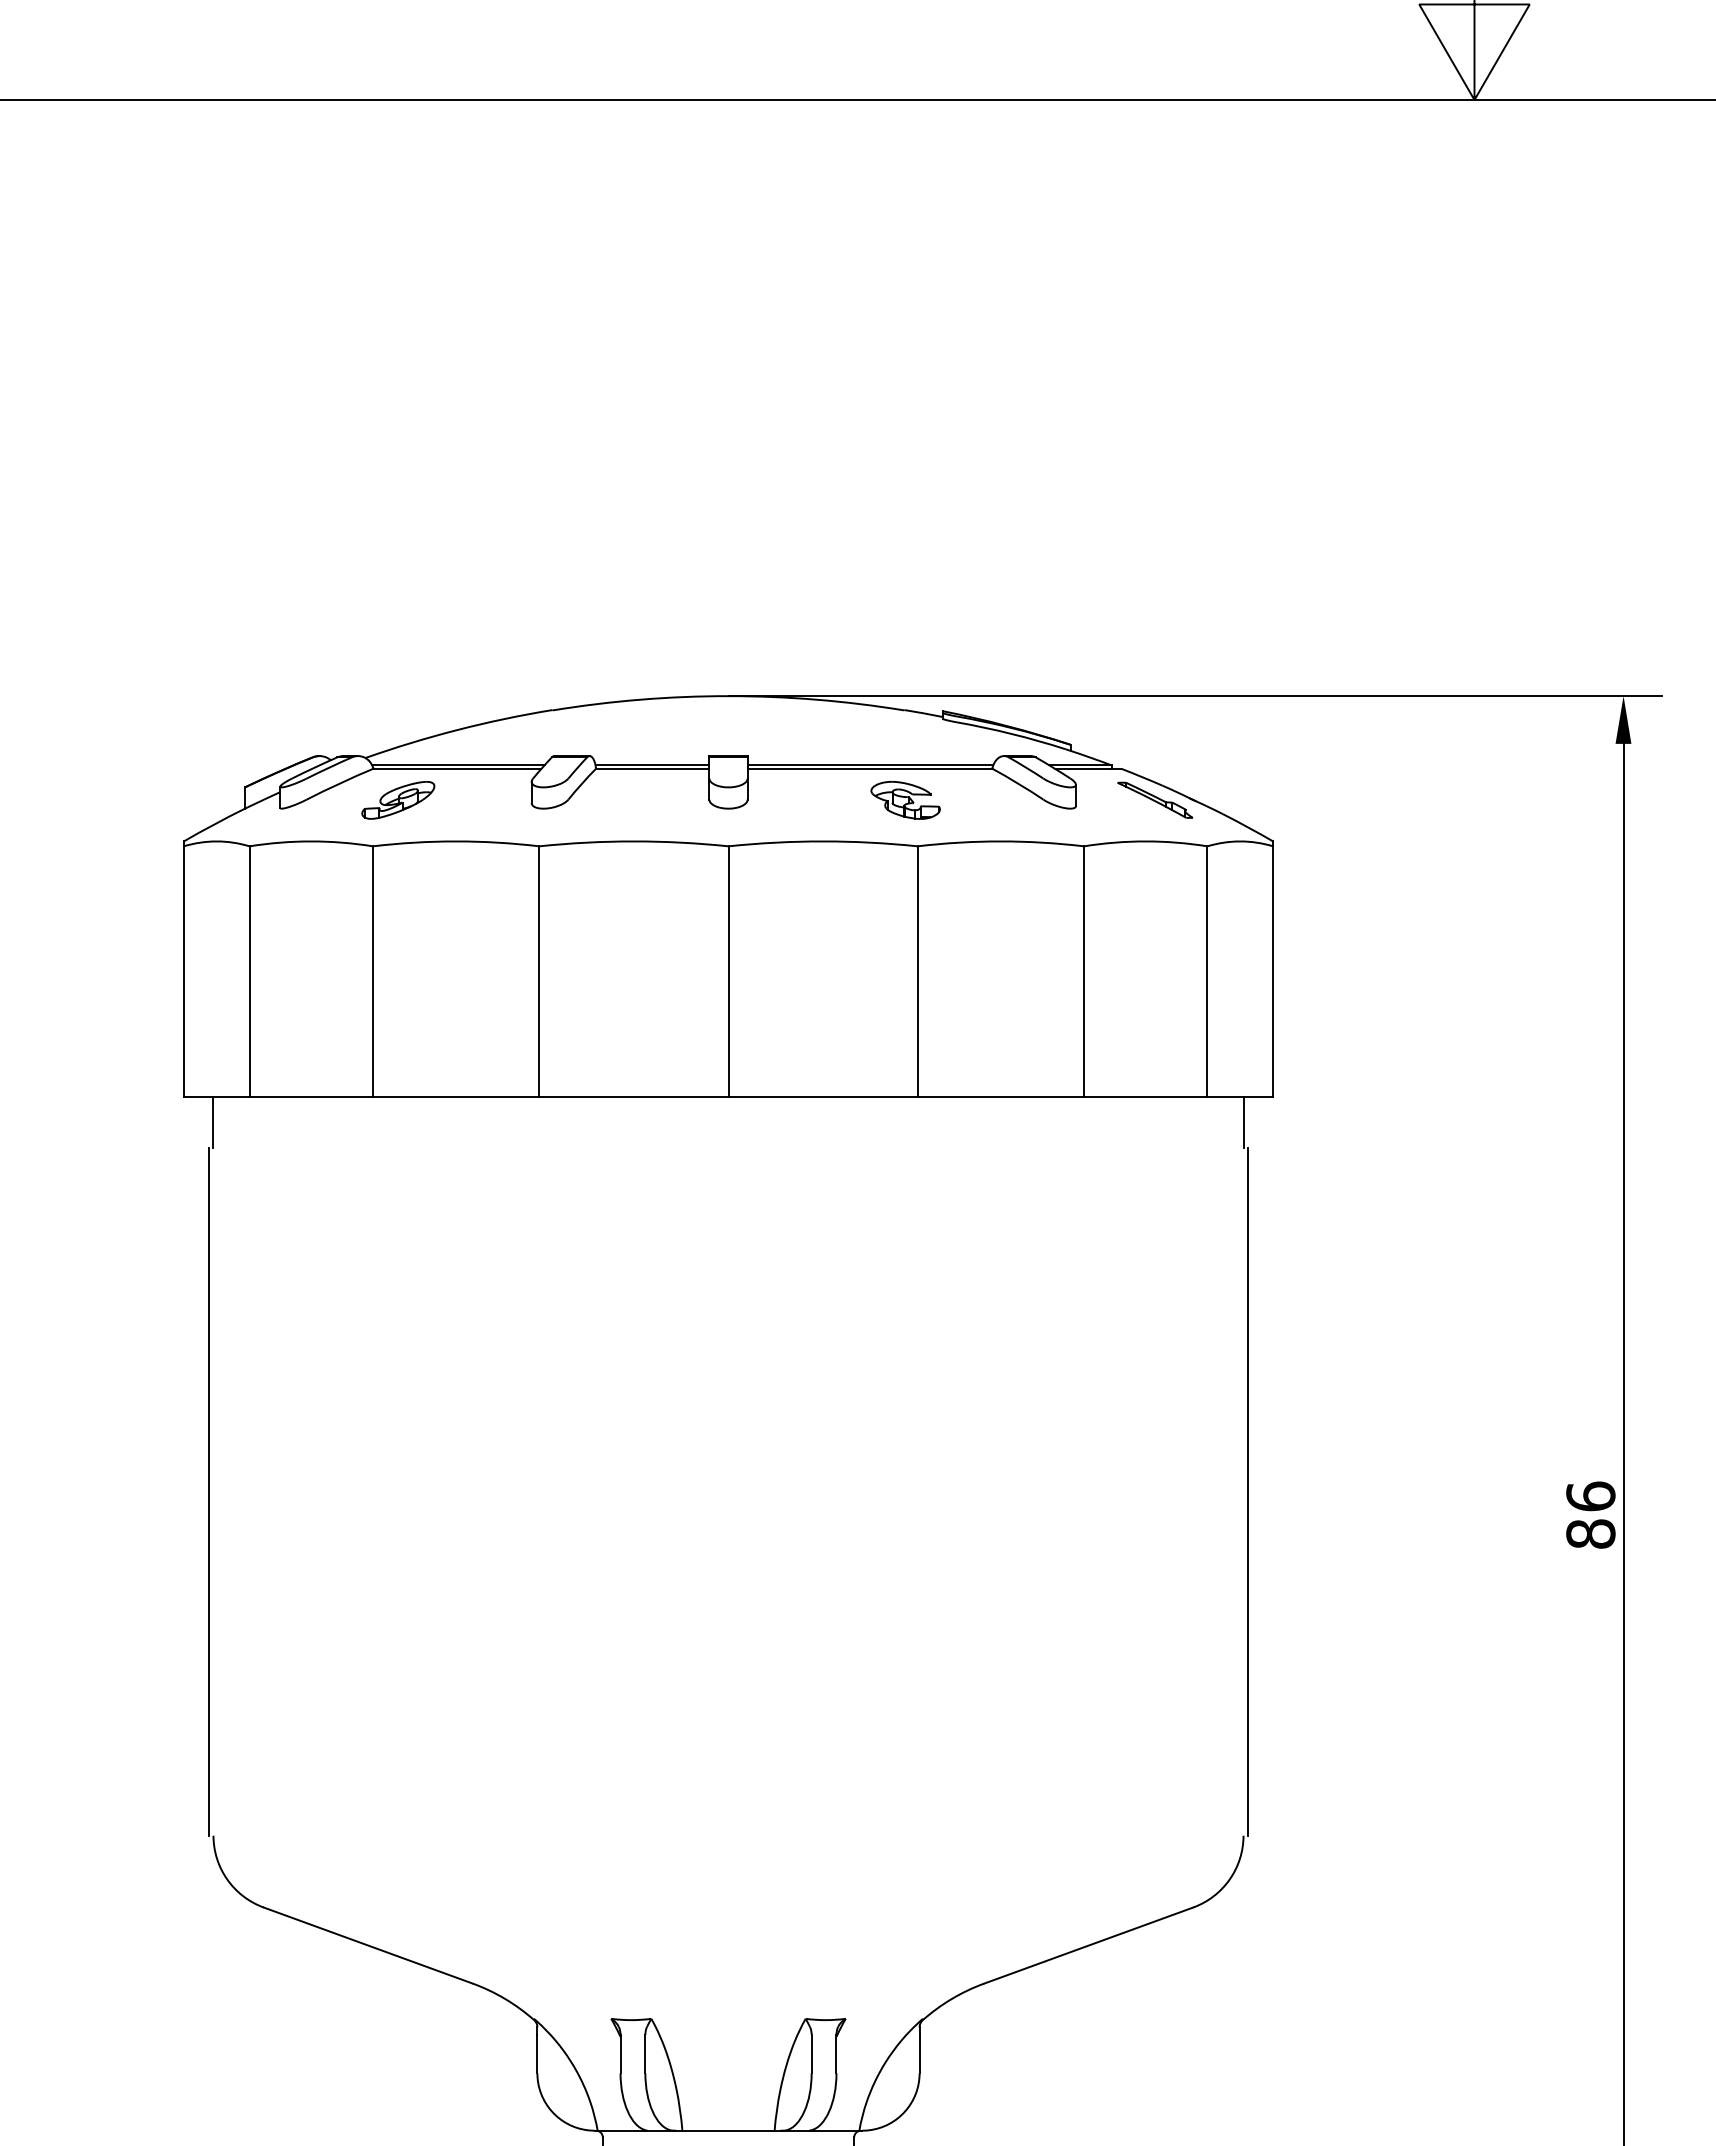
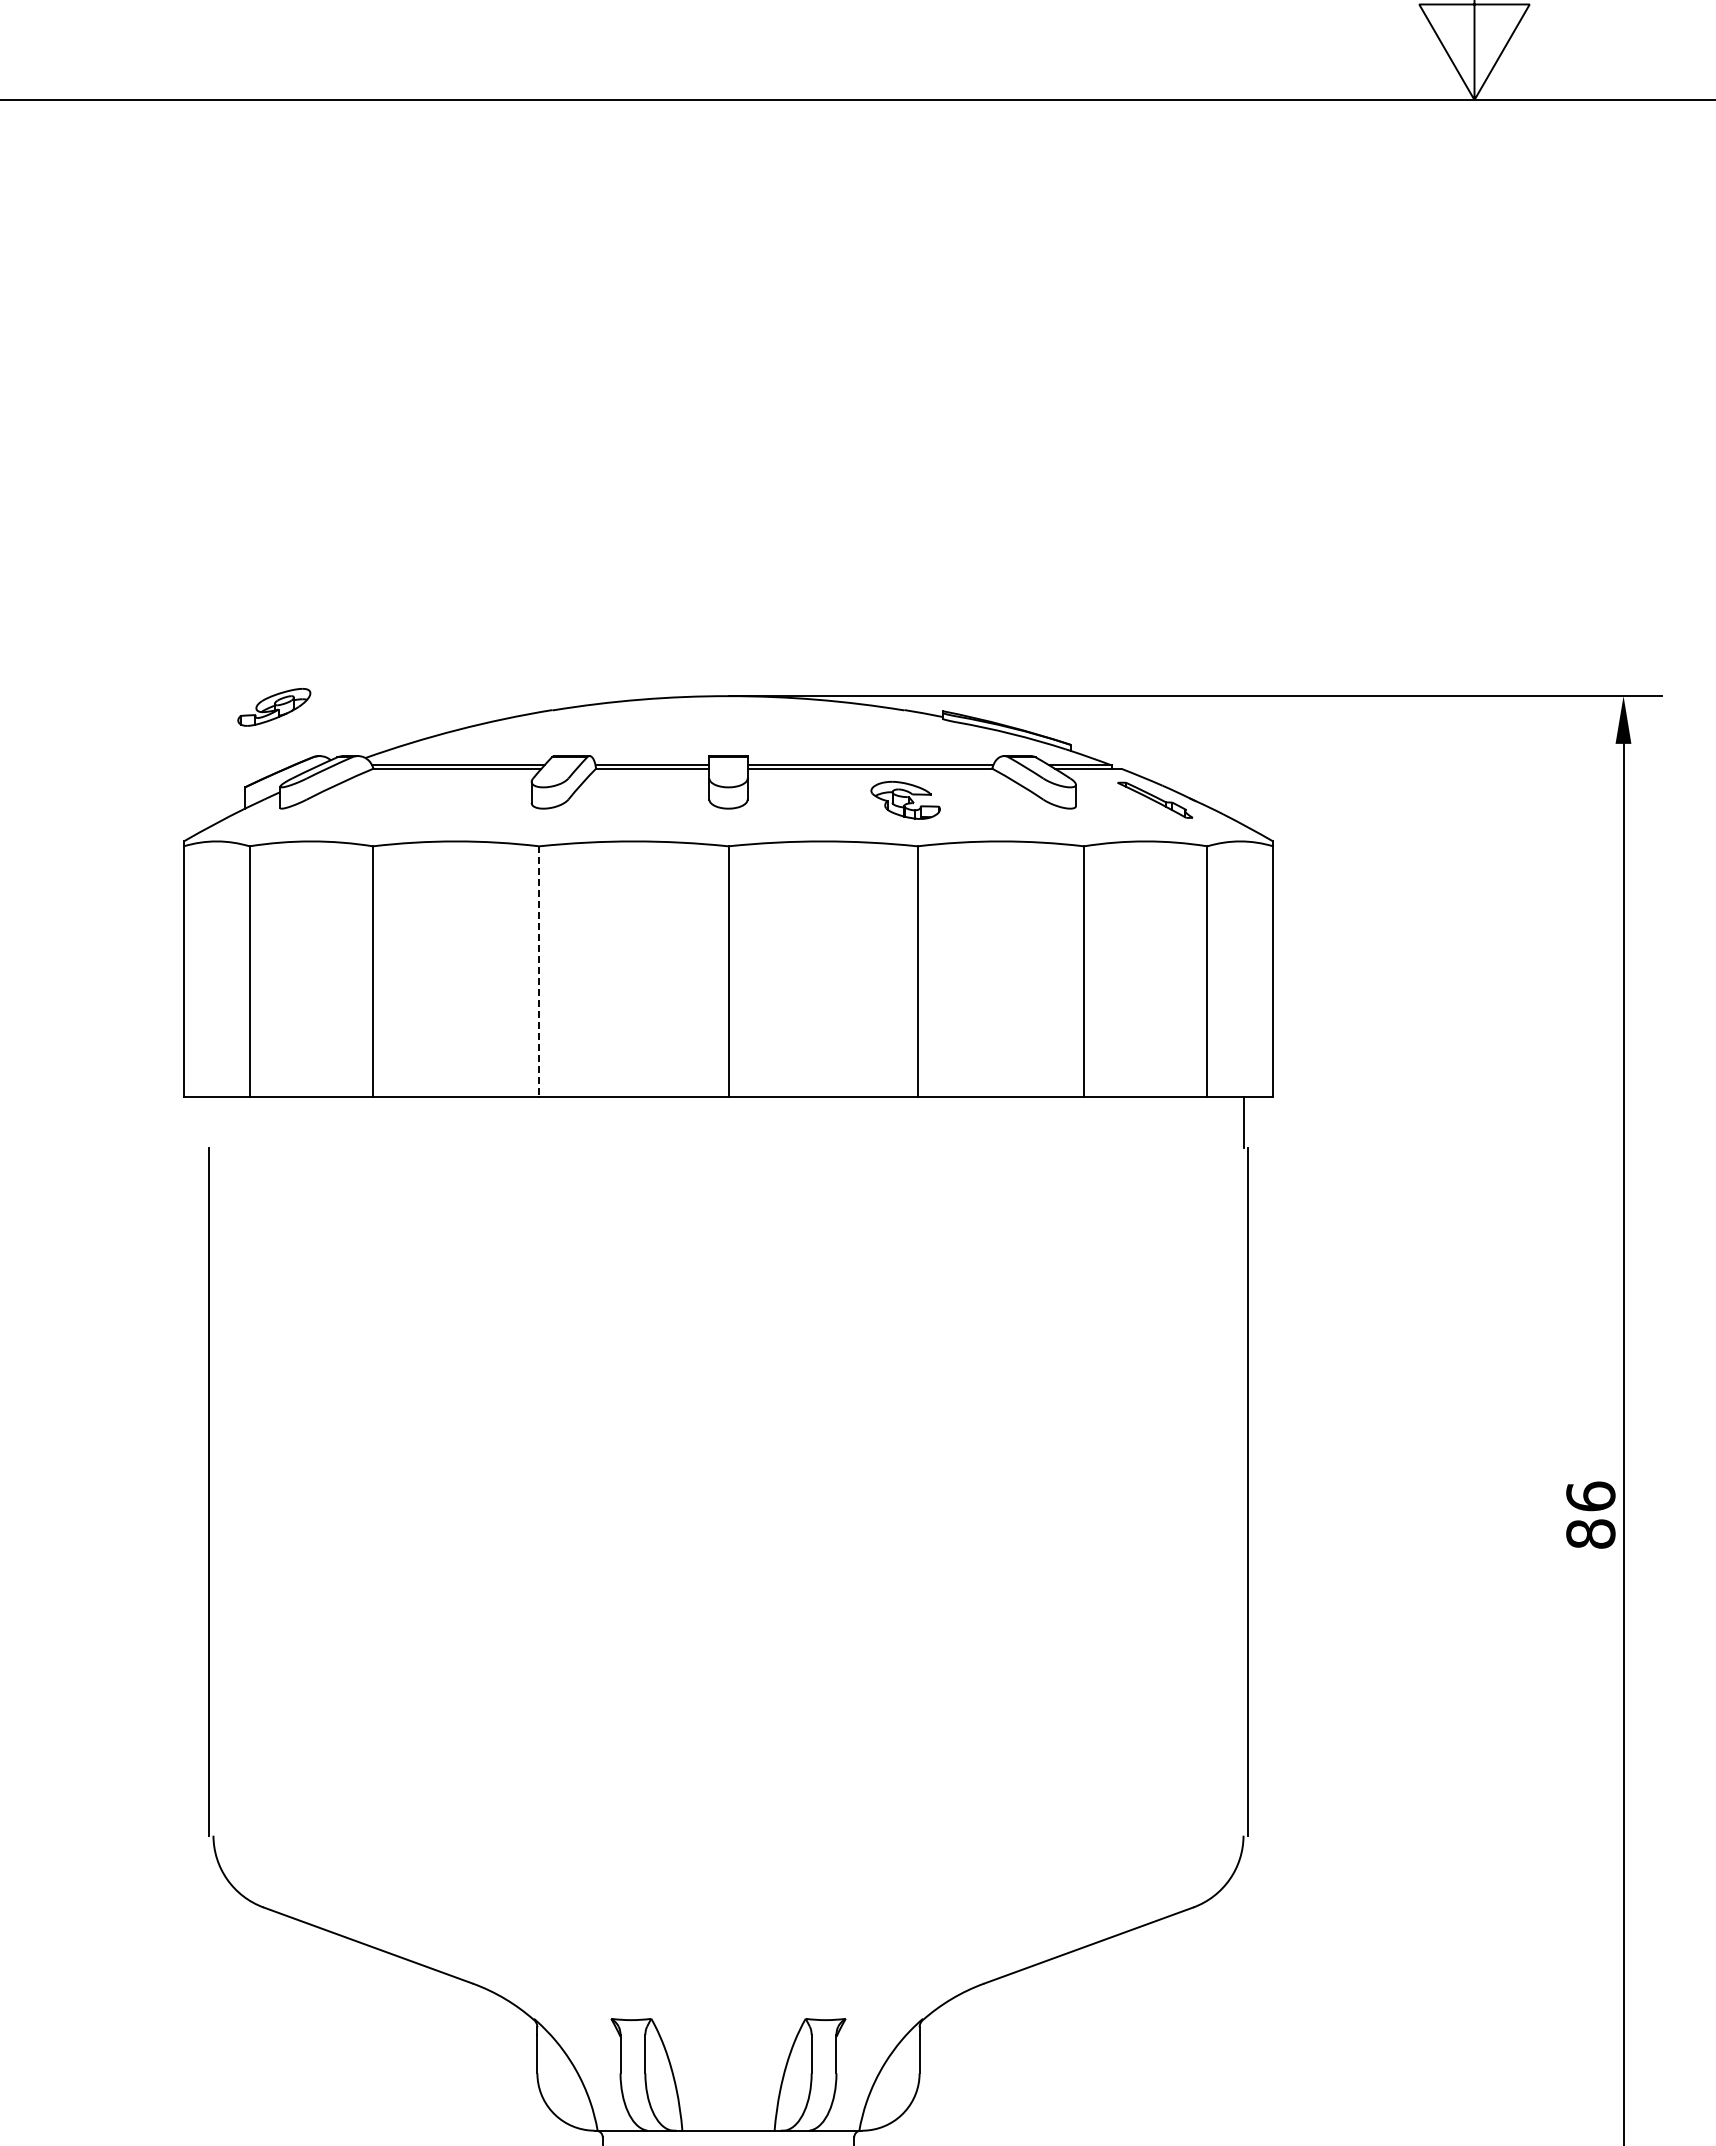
part position: (398, 800) -> (274, 707) (274, 707)
line: solid -> dashed (539, 972)
line: present -> none (213, 1121)
